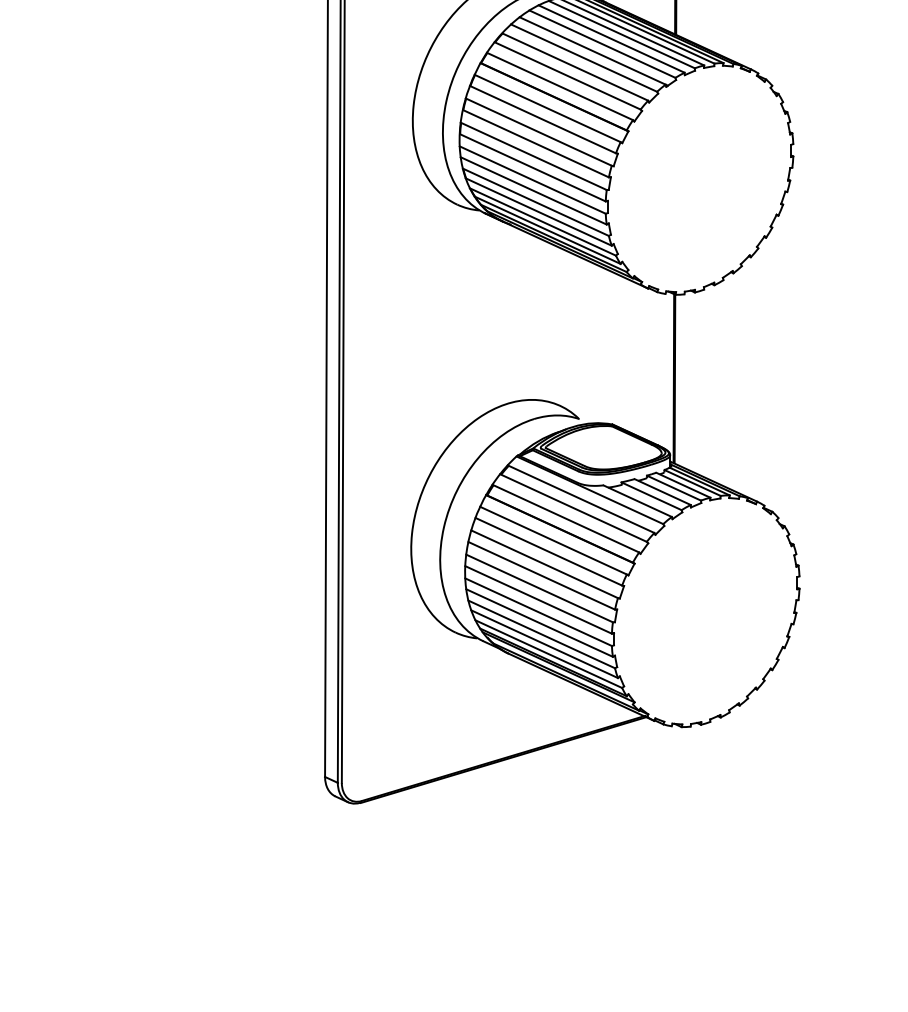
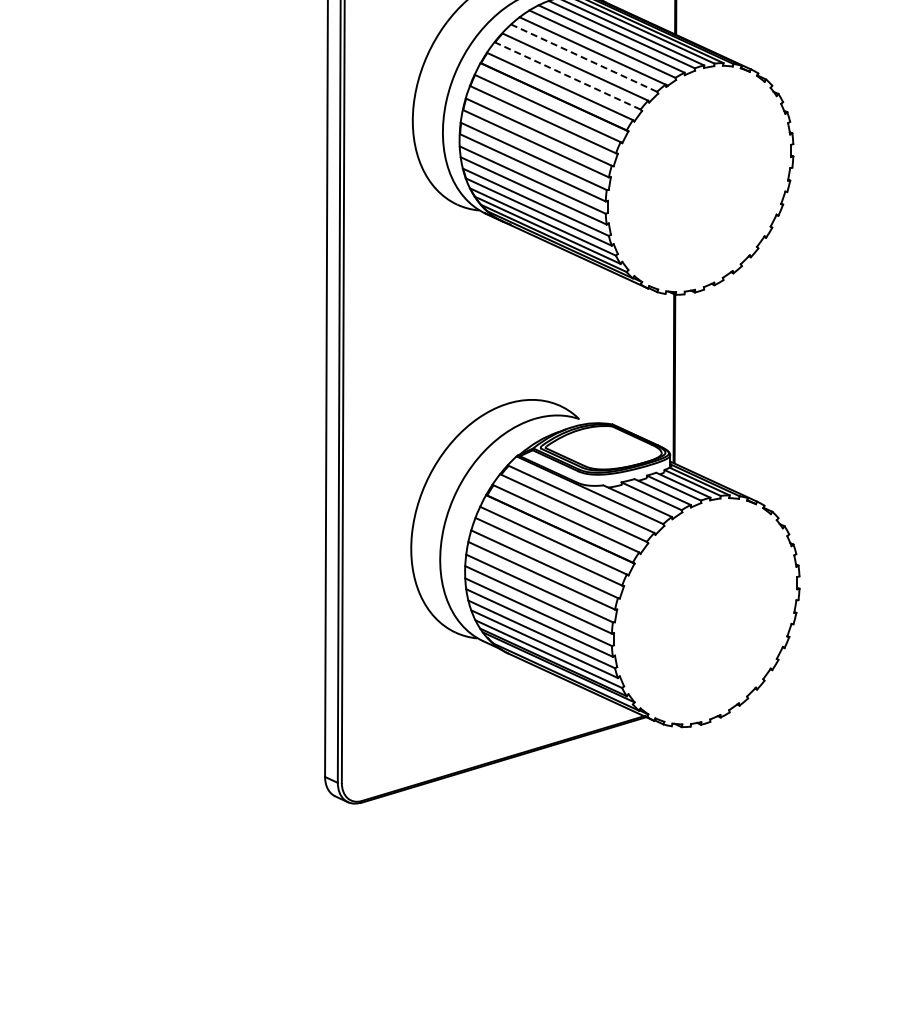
line: solid -> dashed (583, 57)
line: solid -> dashed (567, 75)
